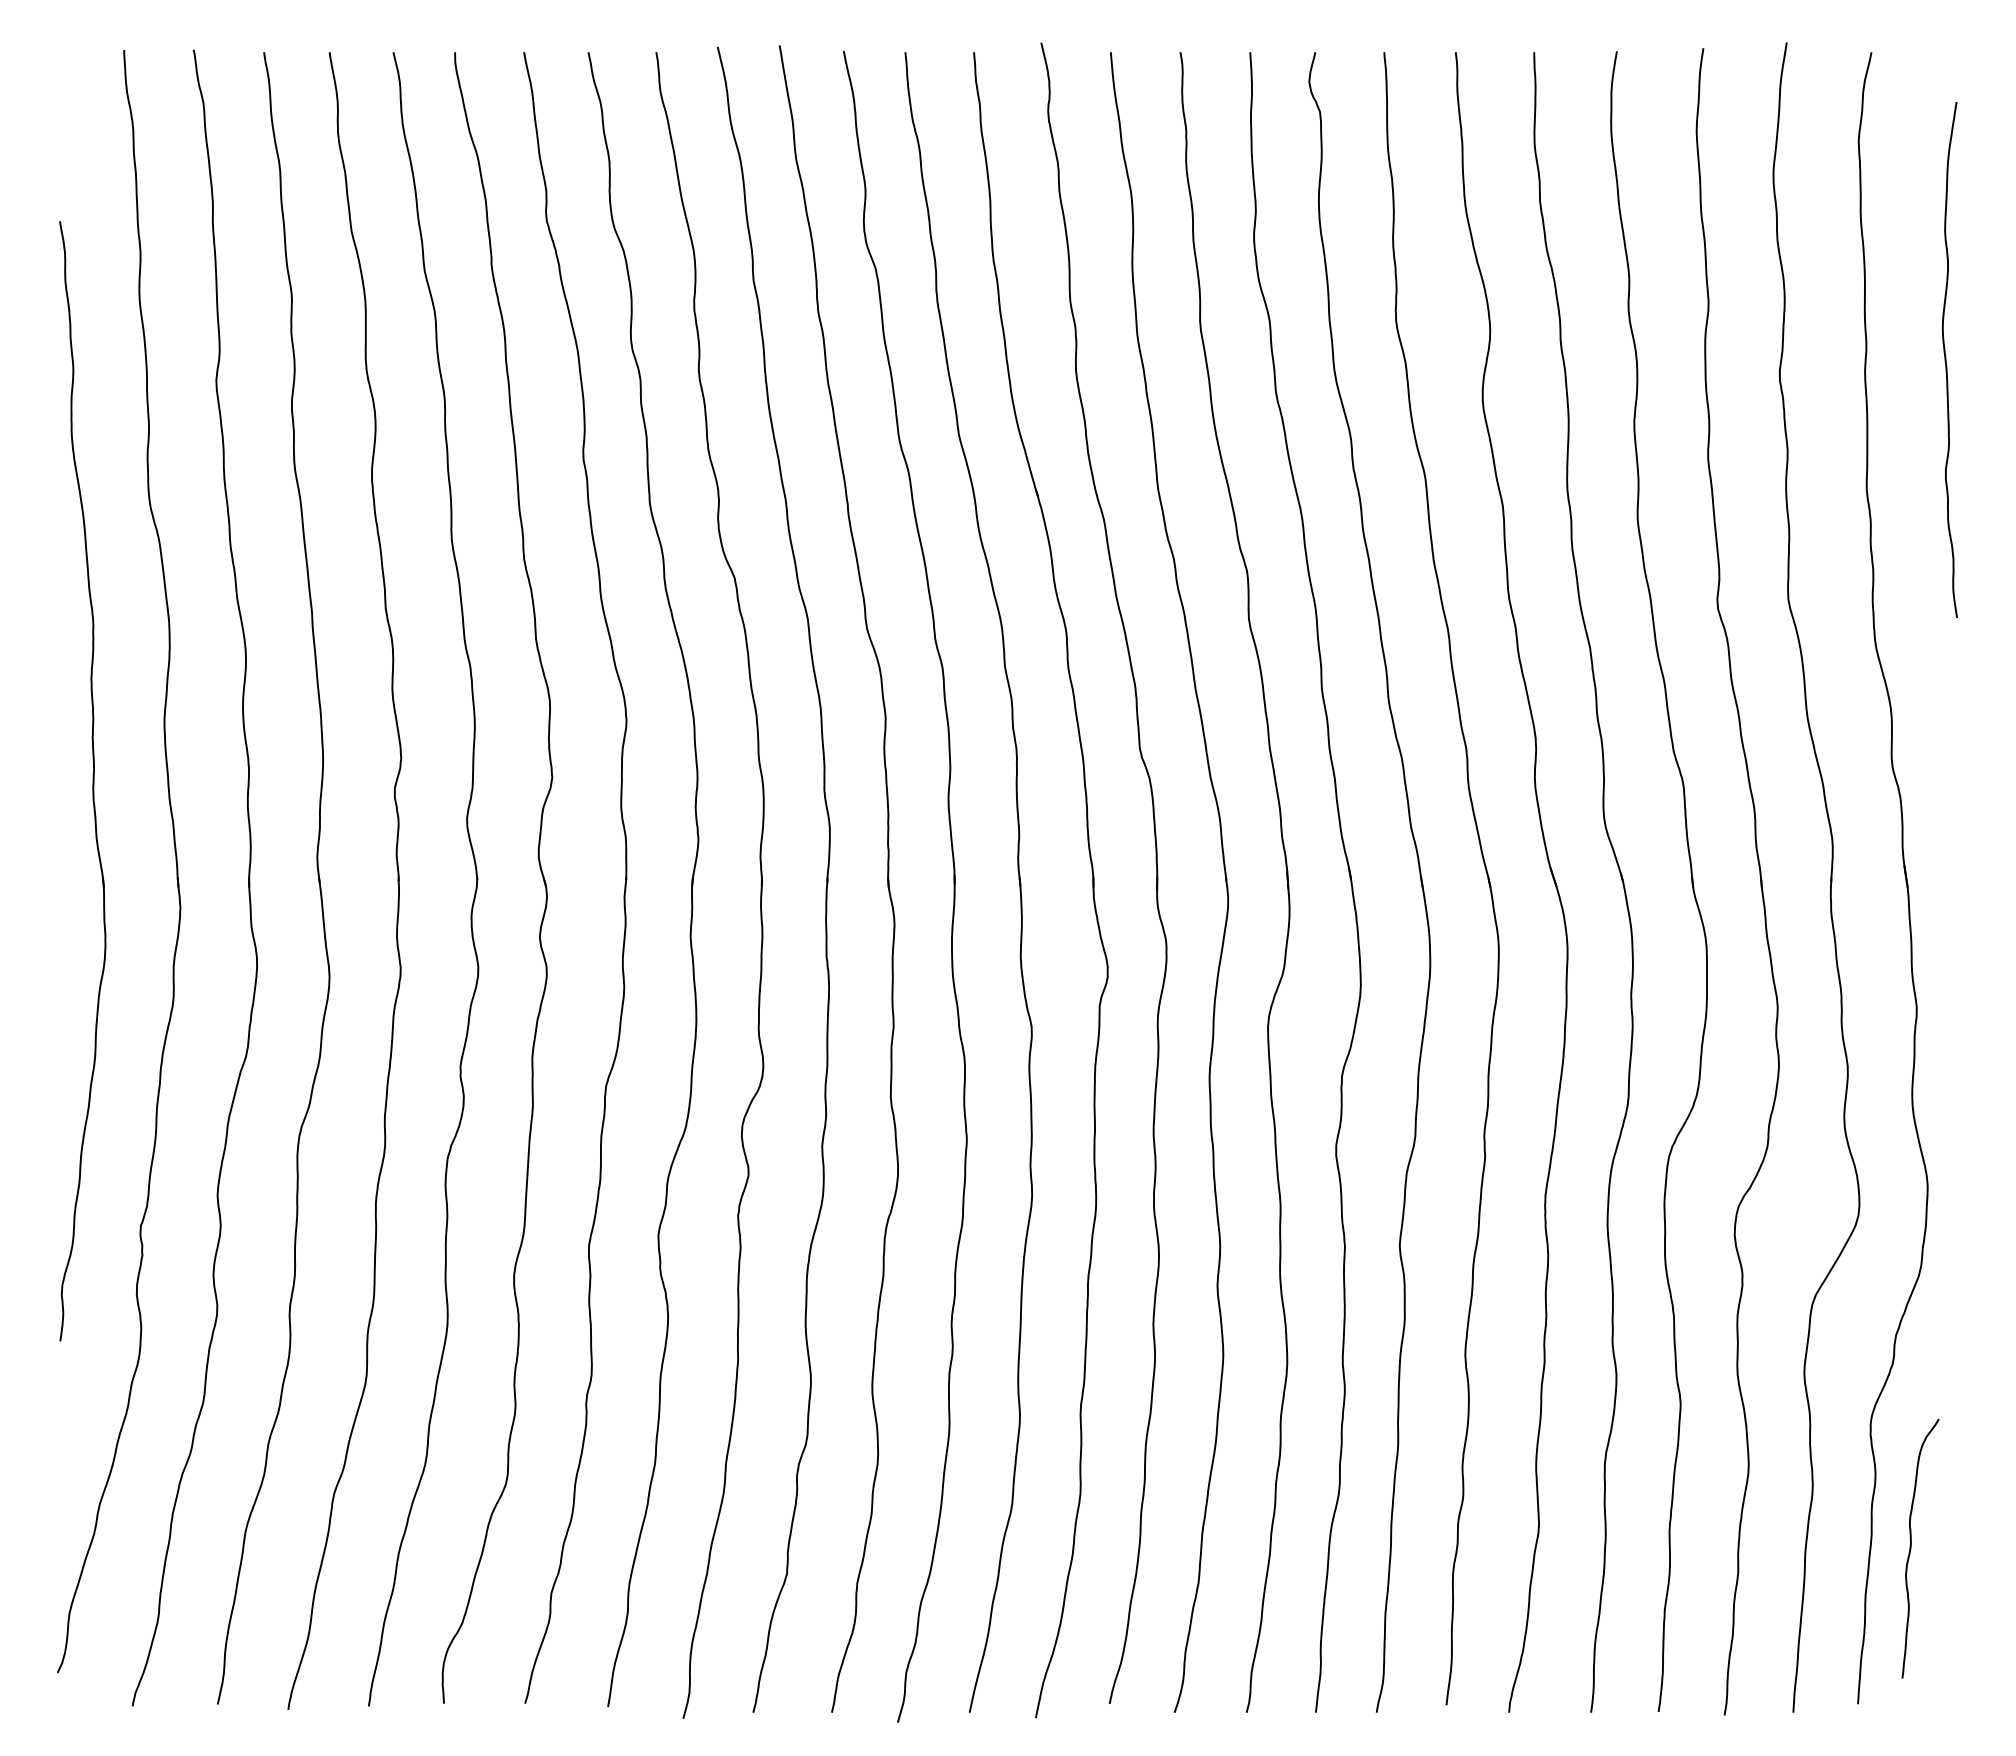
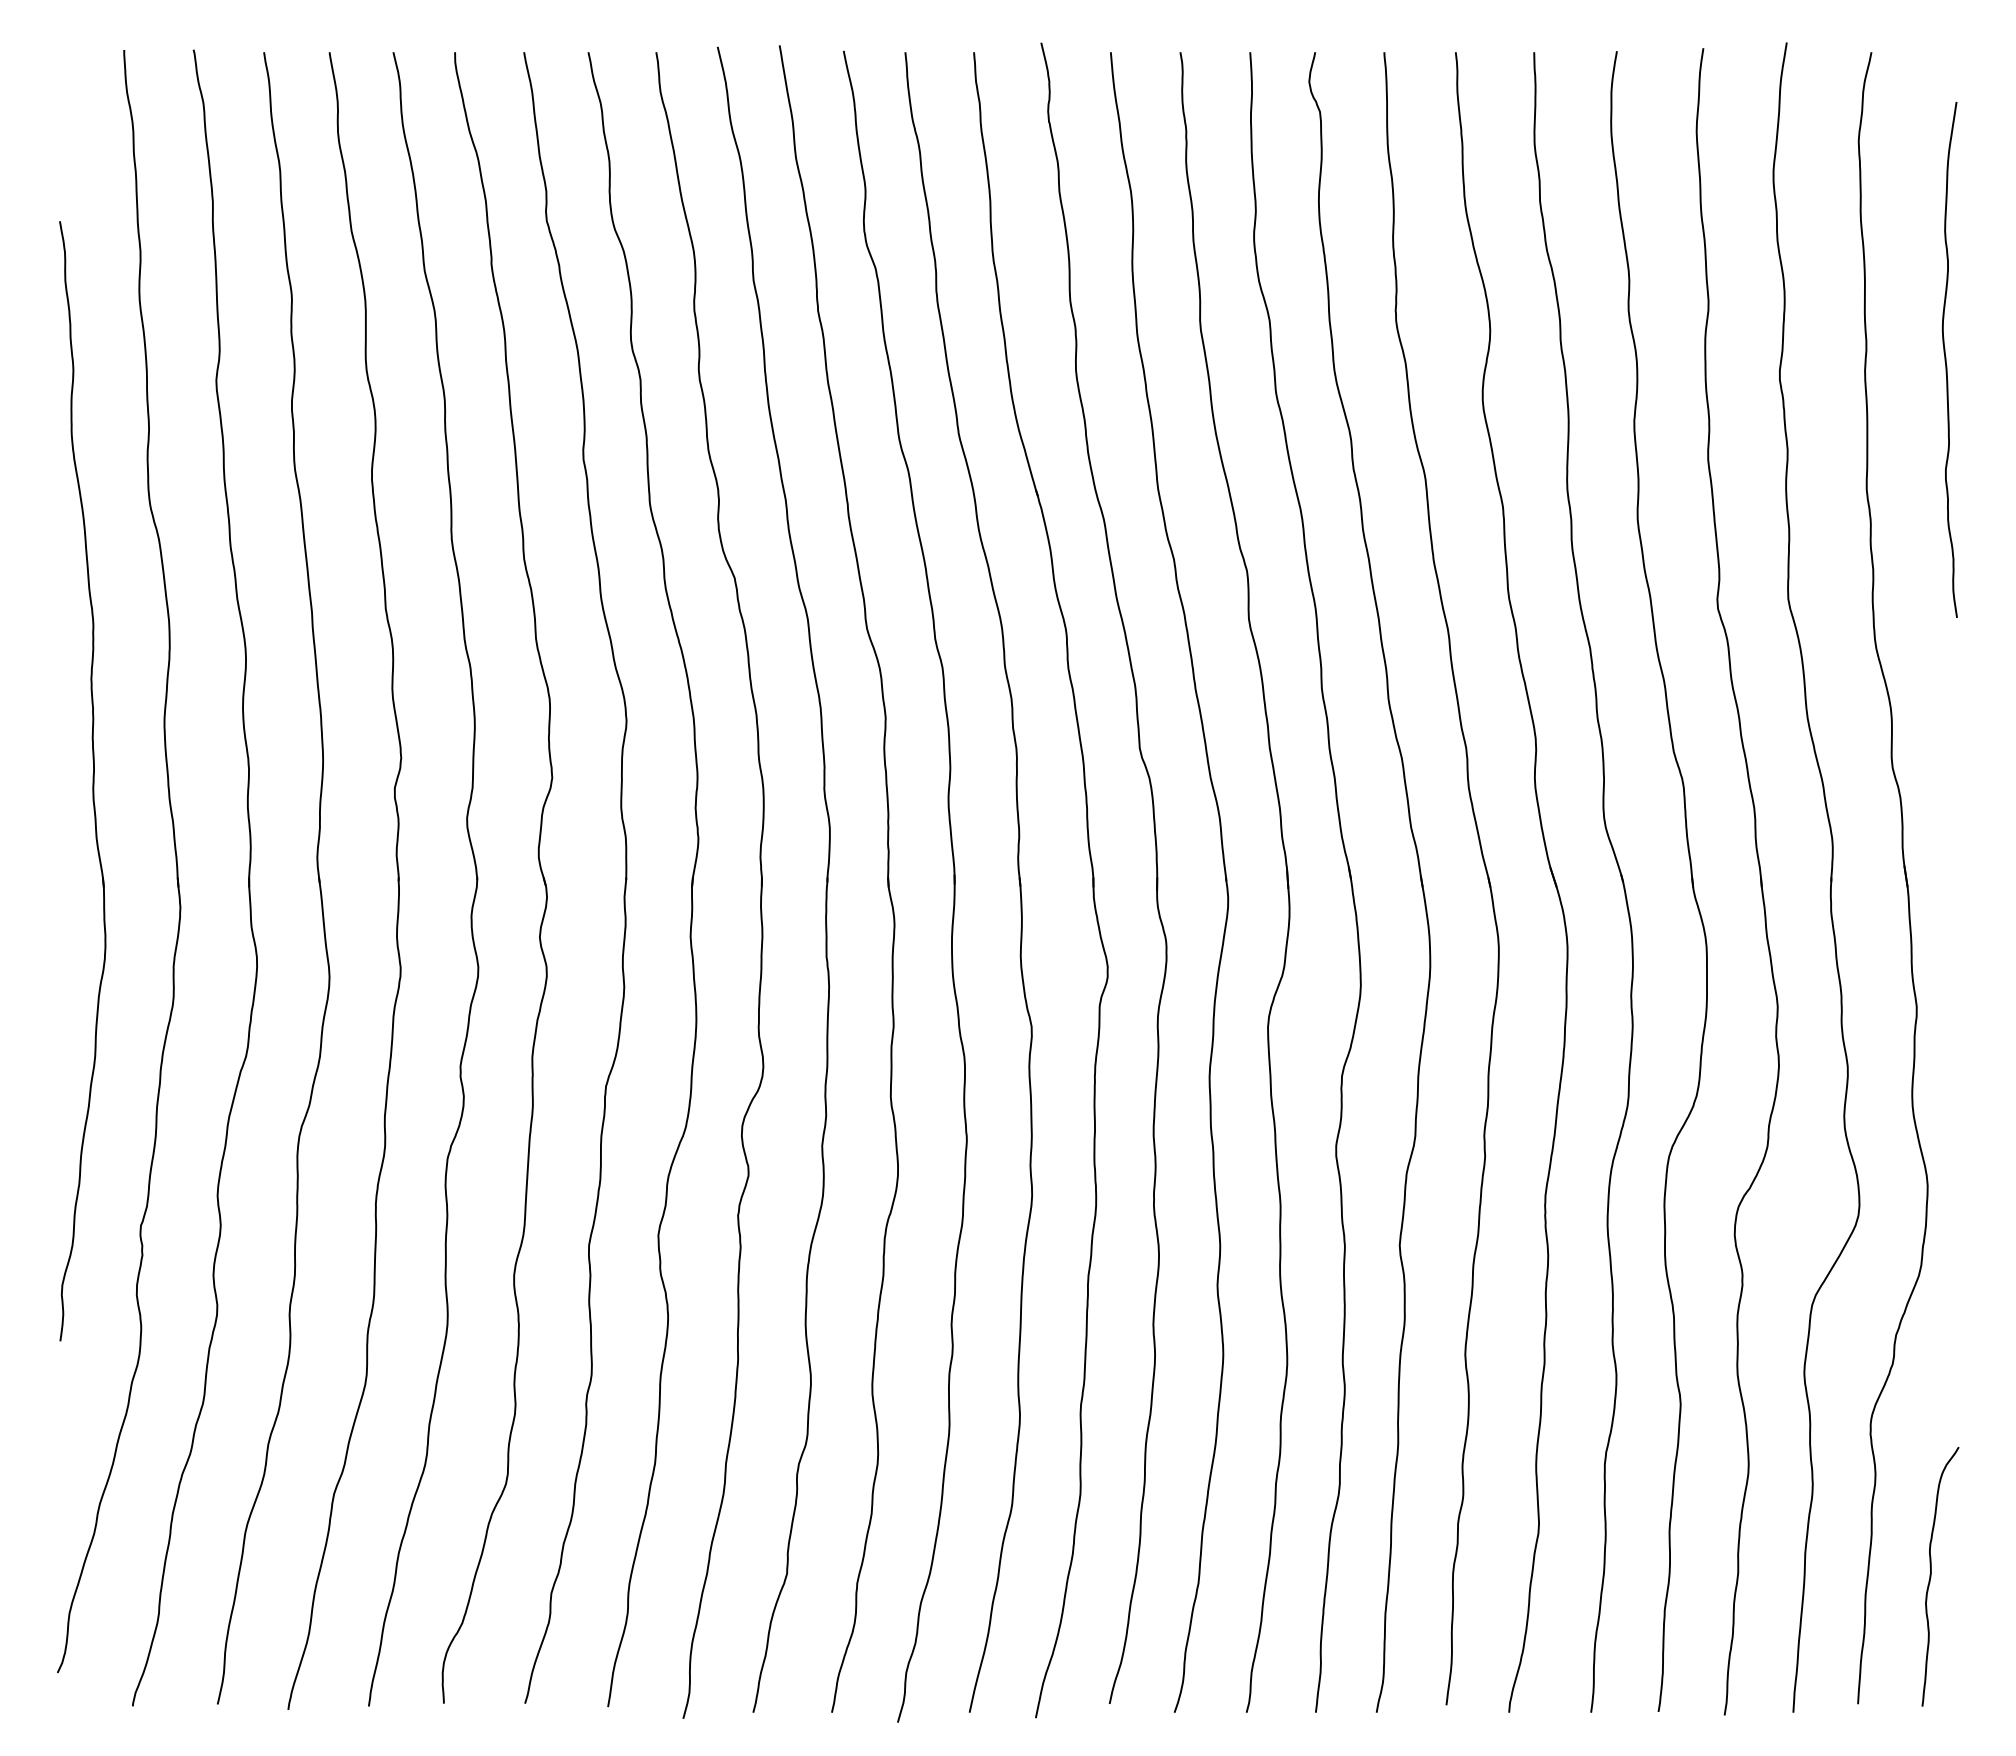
curve position: (1911, 1548) -> (1931, 1576) (1931, 1576)
